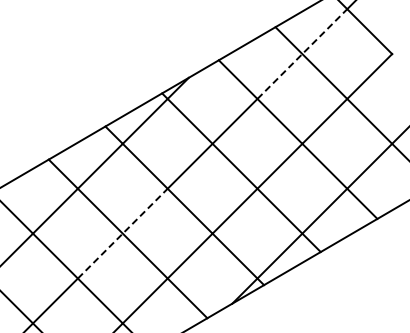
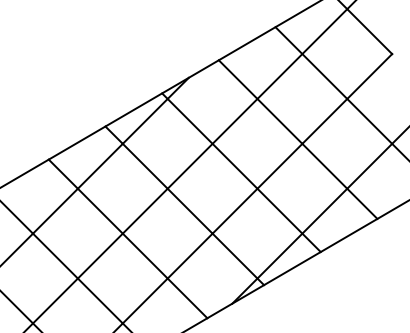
line: dashed -> solid (302, 53)
line: dashed -> solid (123, 233)
